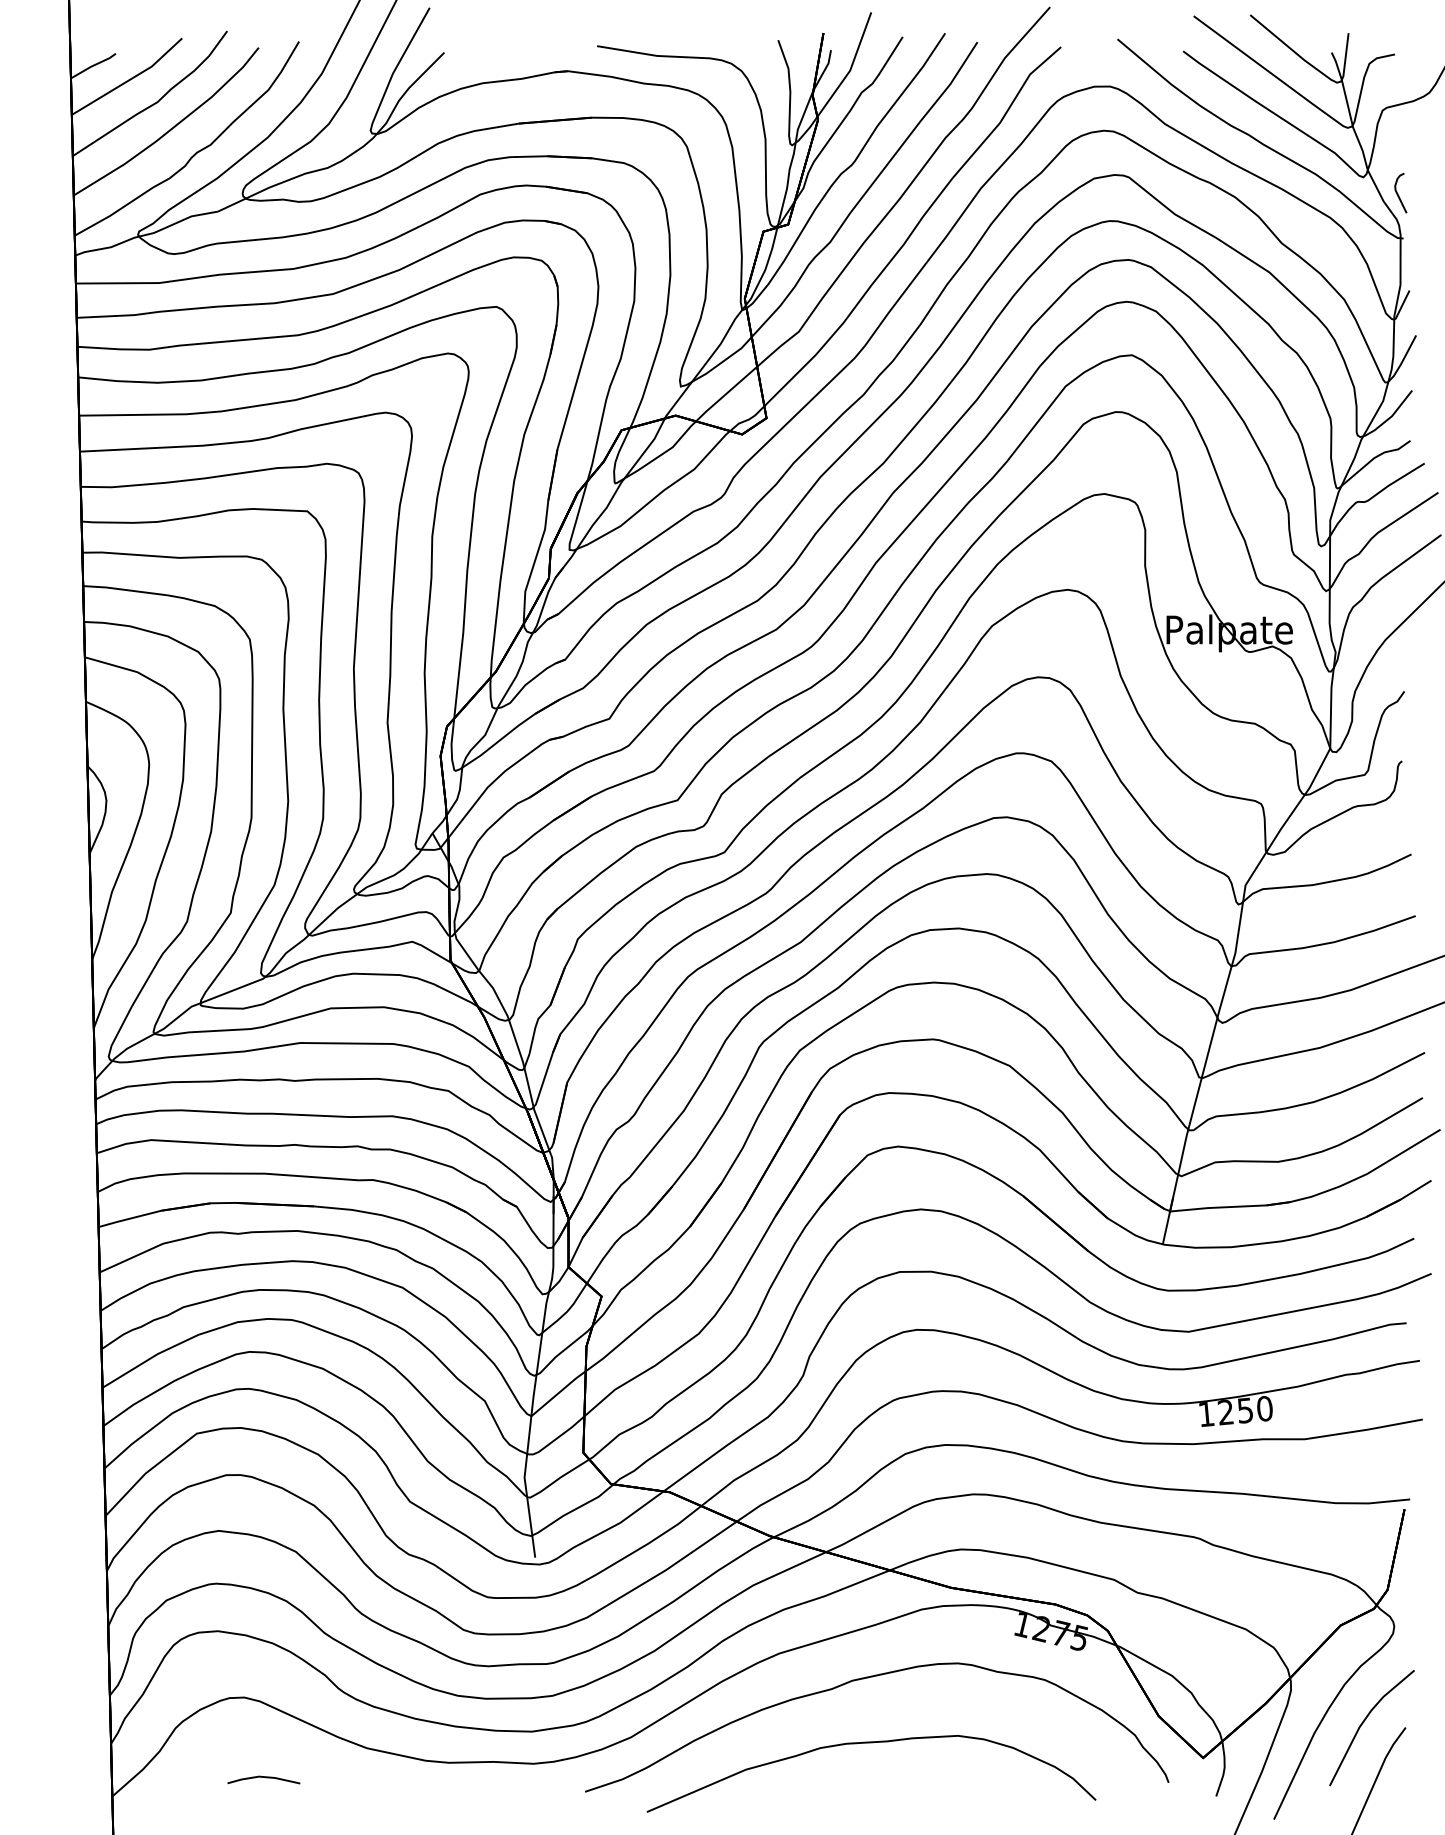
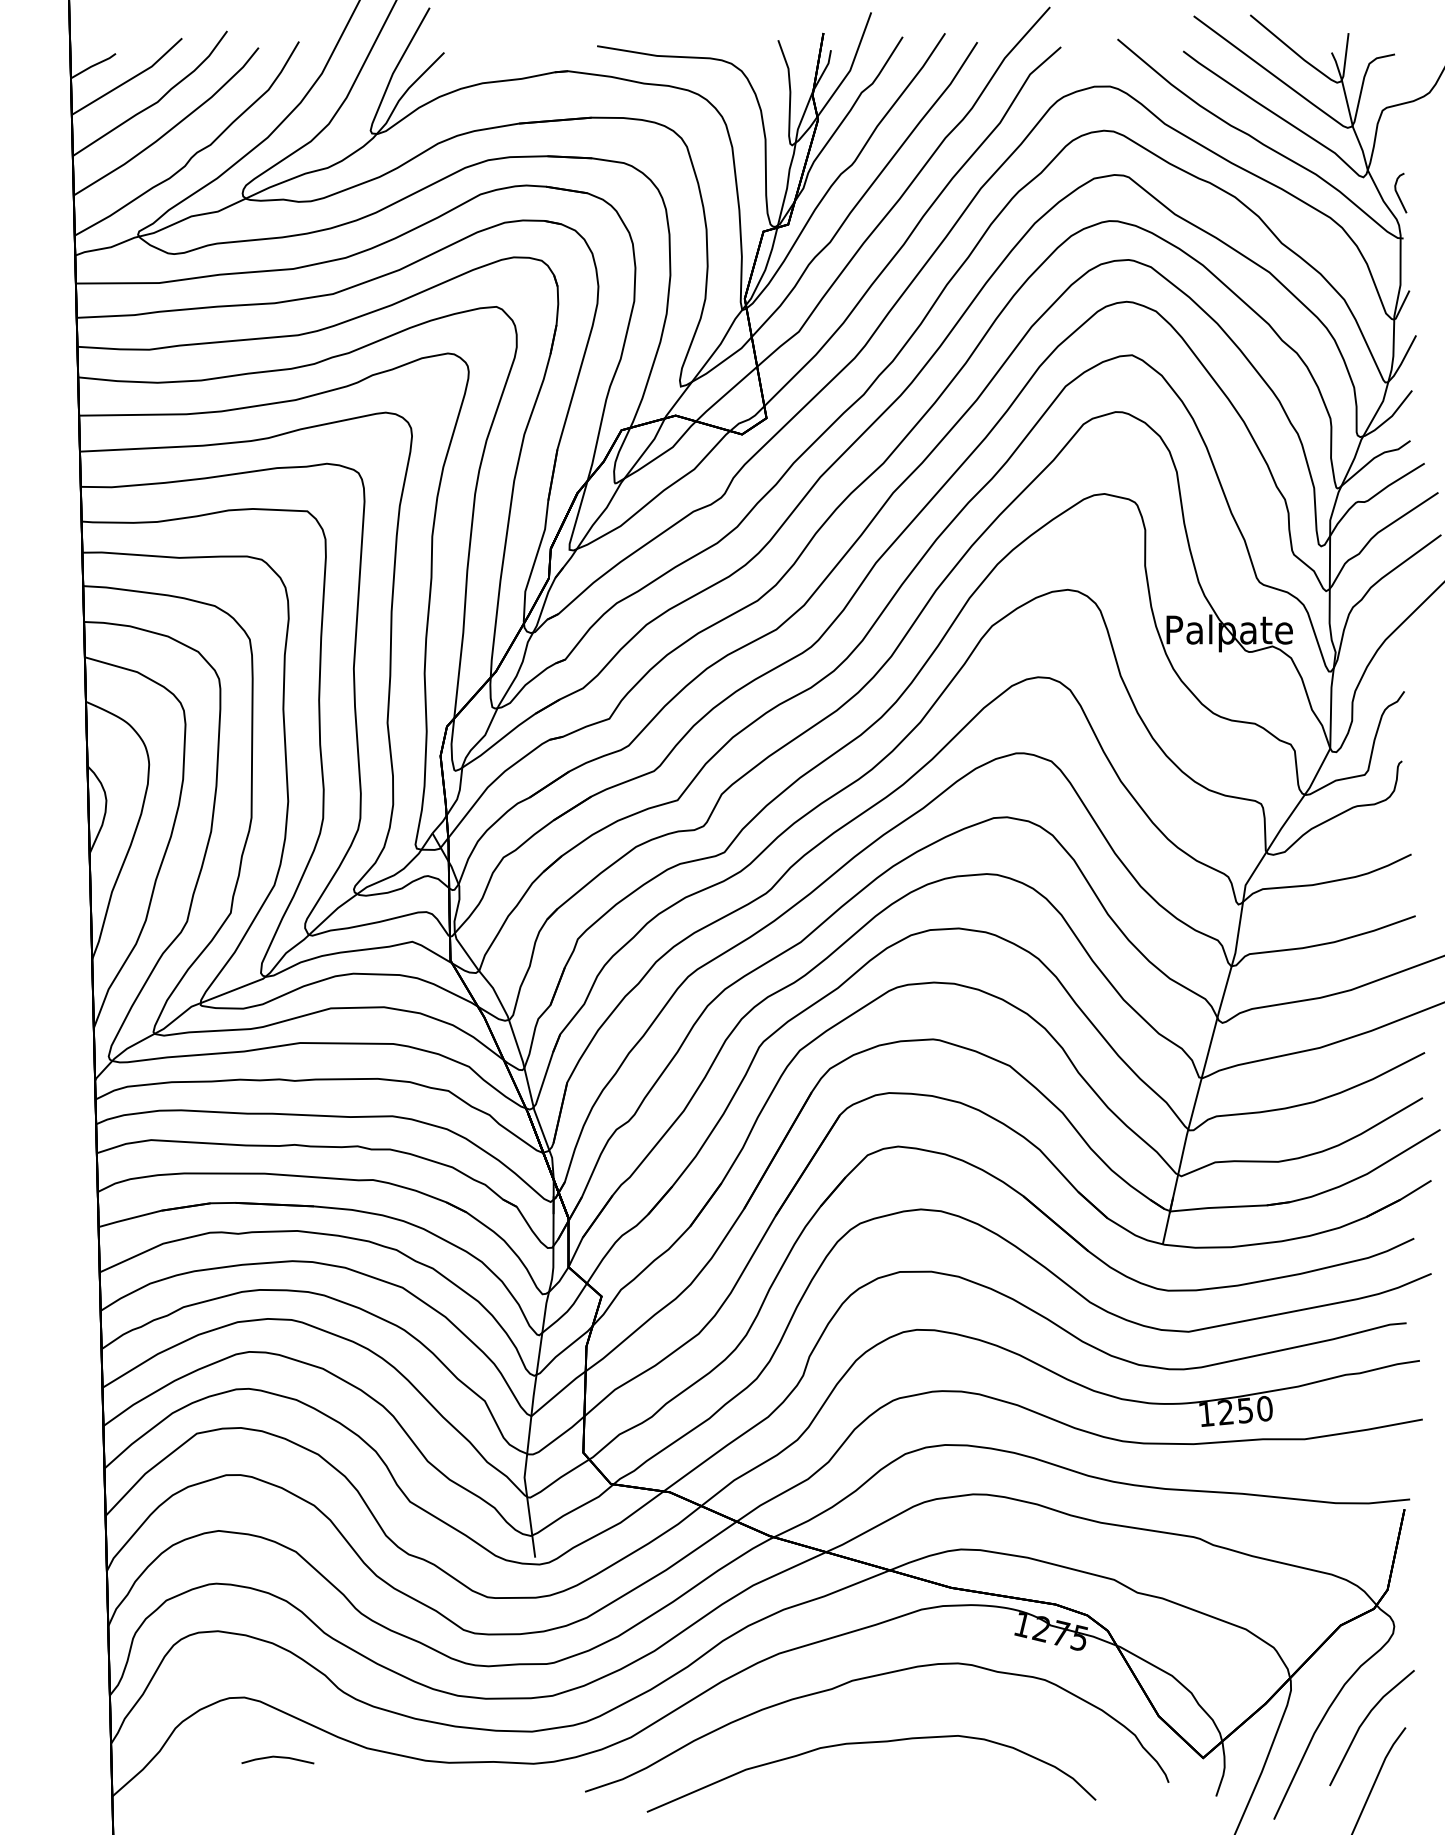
line position: (263, 1777) -> (277, 1757) (277, 1757)
